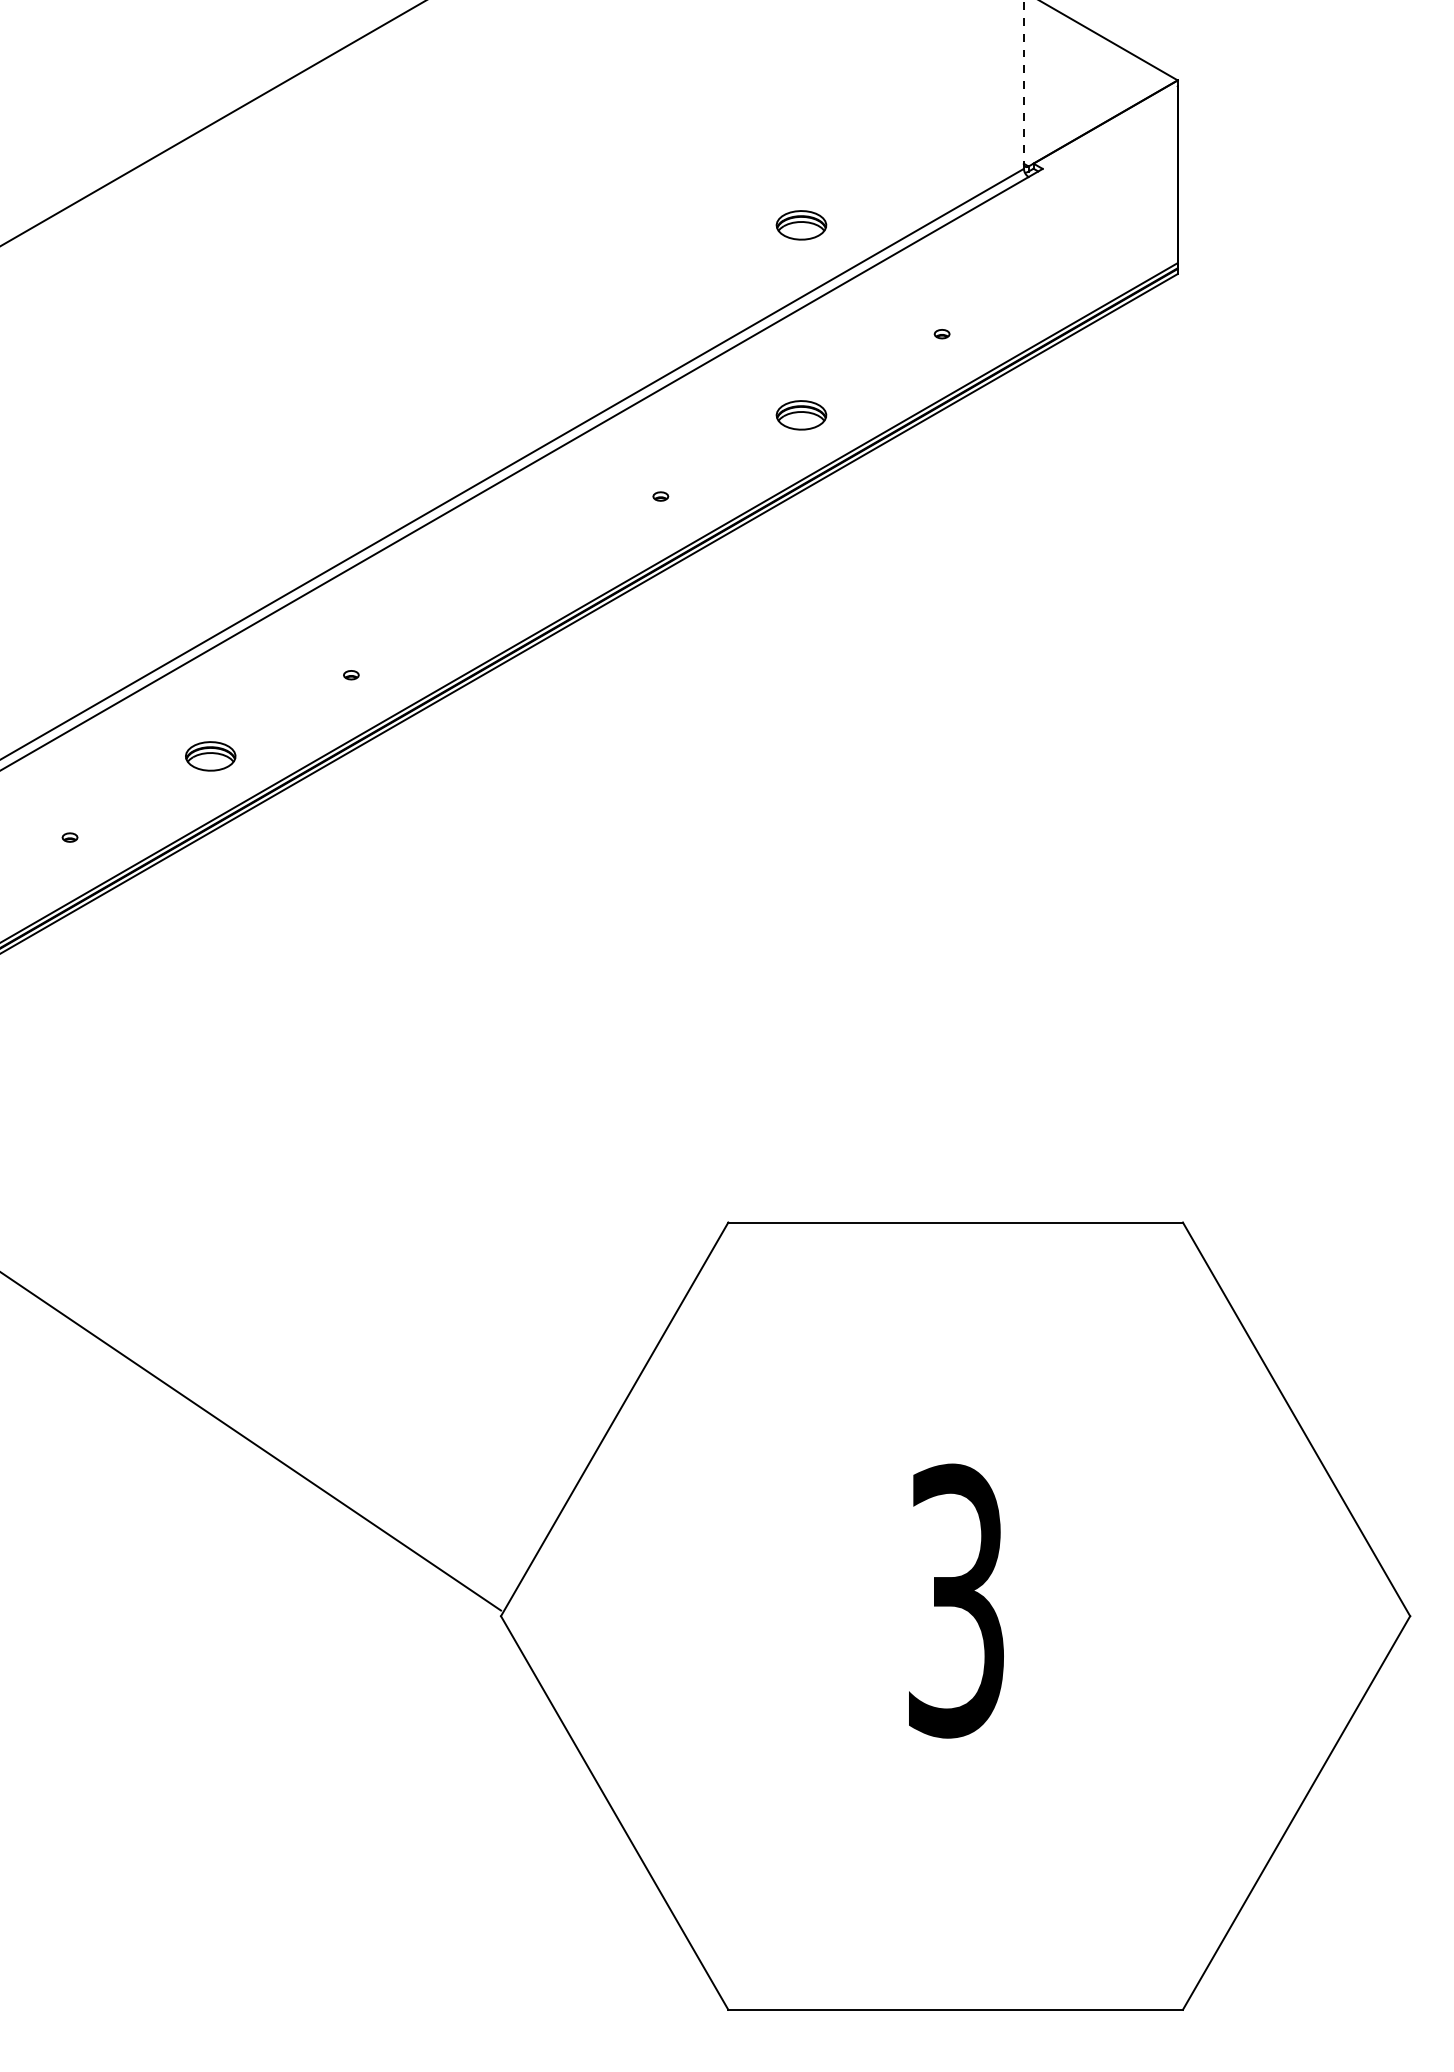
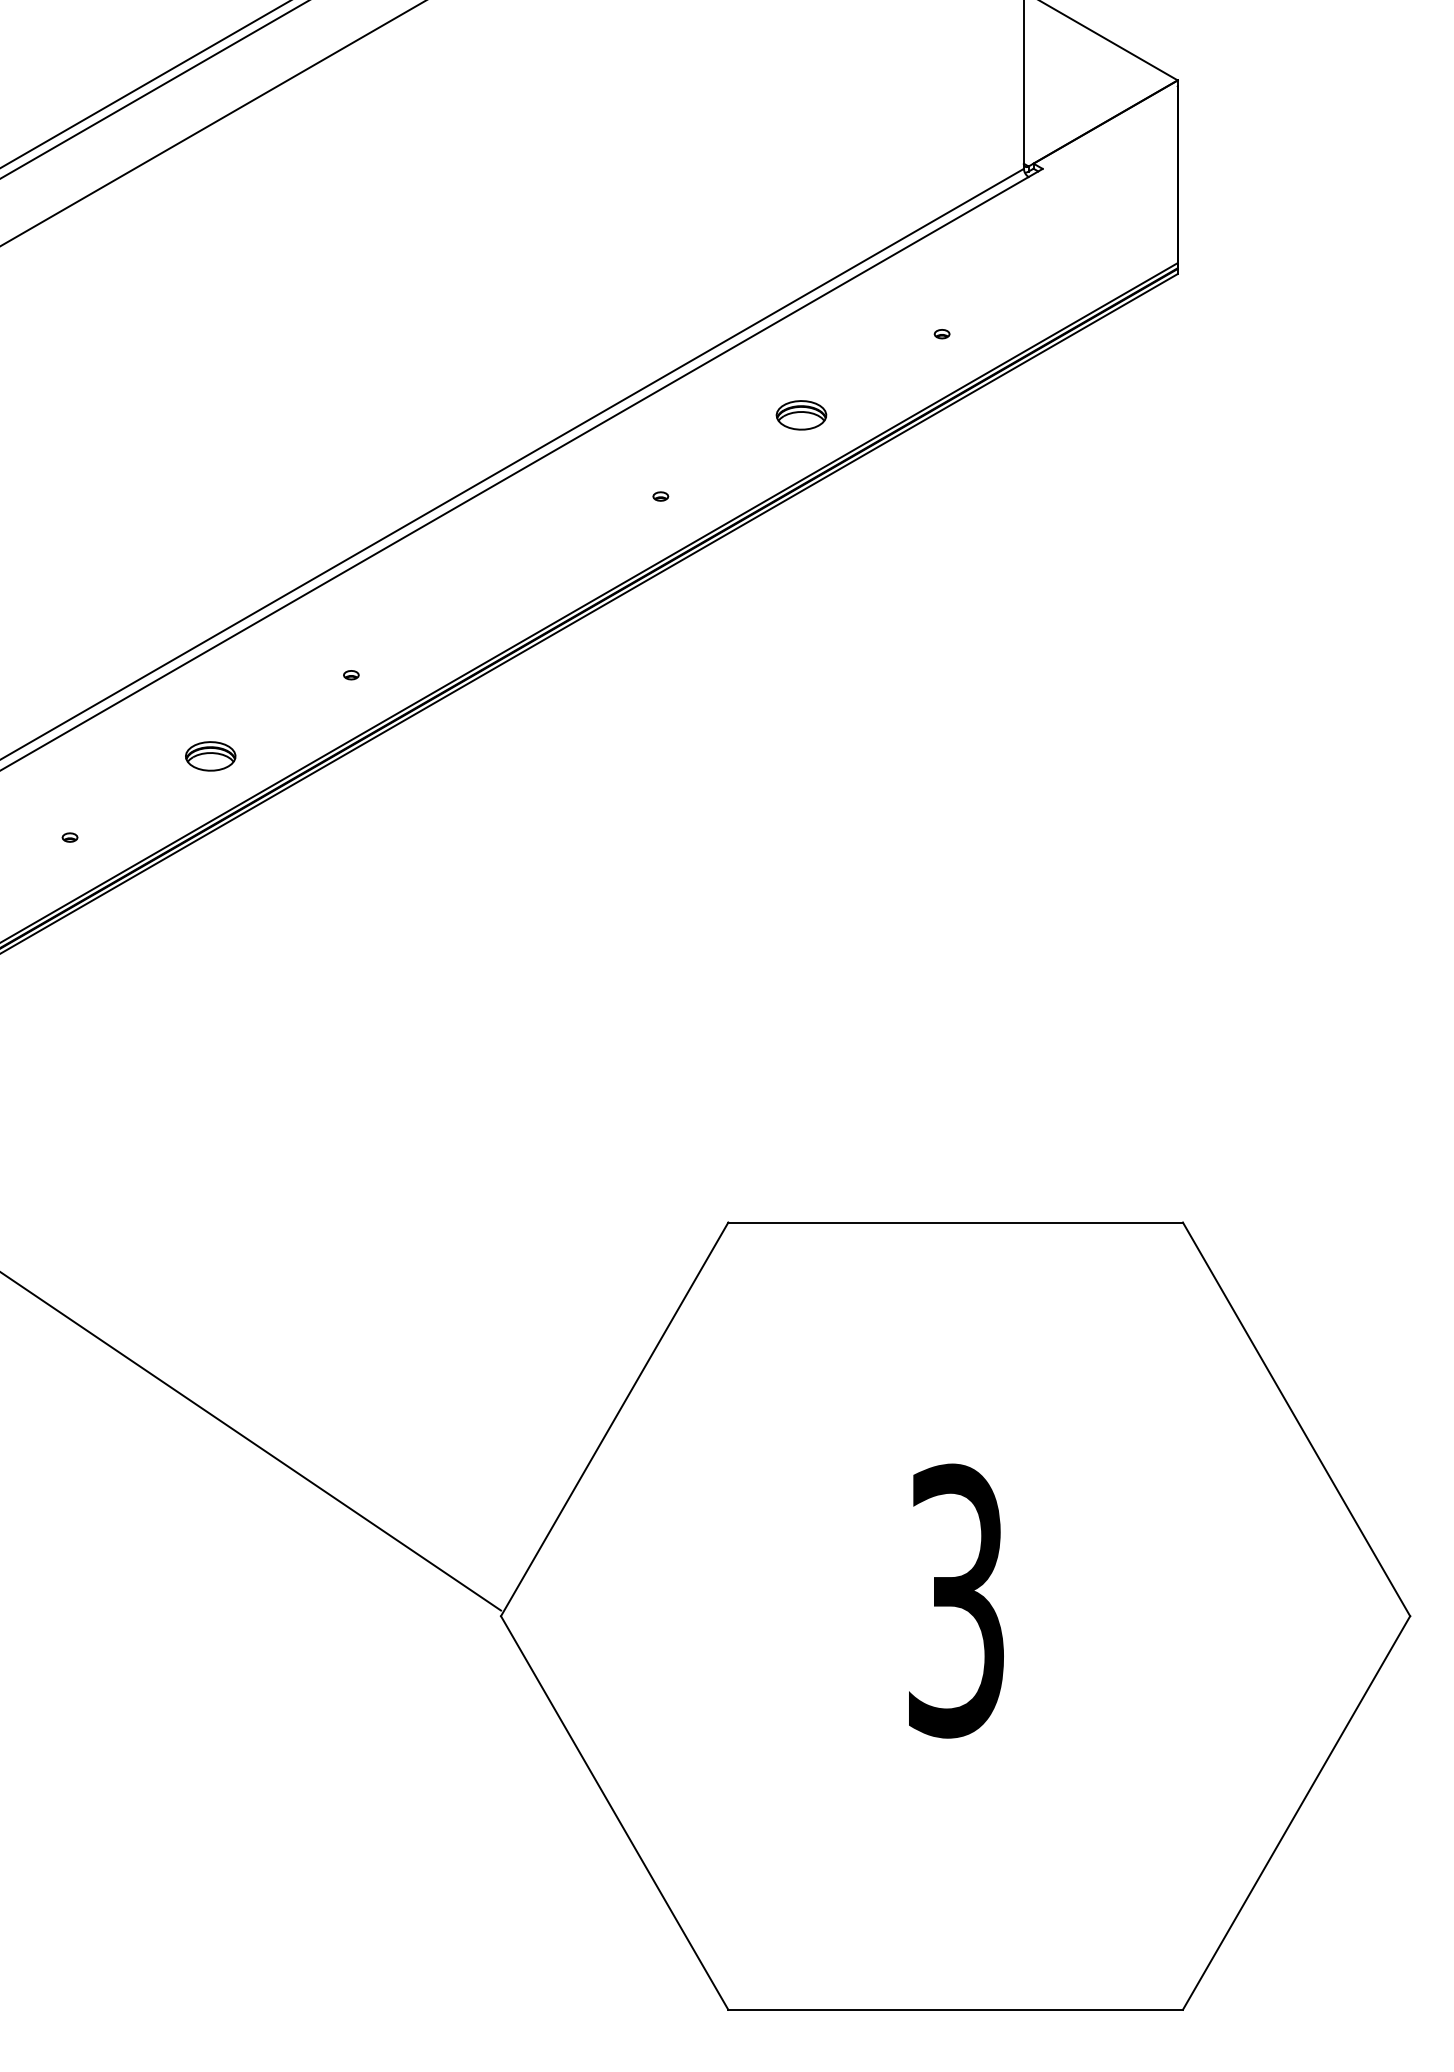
line: dashed -> solid (1023, 83)
line: none -> present (145, 84)
line: none -> present (154, 89)
part: present -> none (801, 225)
